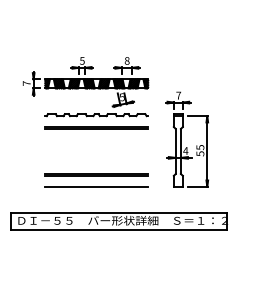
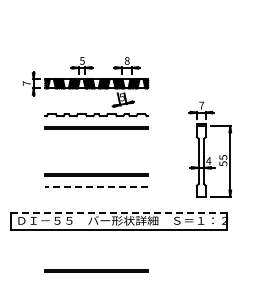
part position: (186, 139) -> (209, 149) (209, 149)
line: solid -> dashed (96, 186)
line: solid -> dashed (119, 212)
line: none -> present (96, 270)
